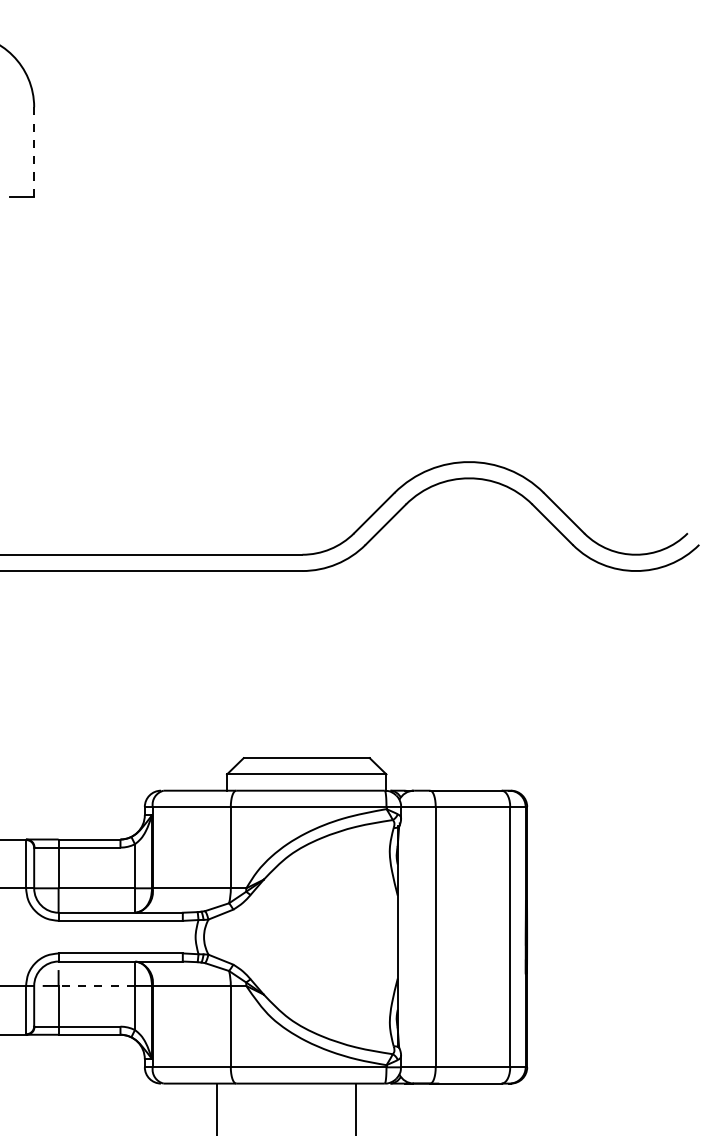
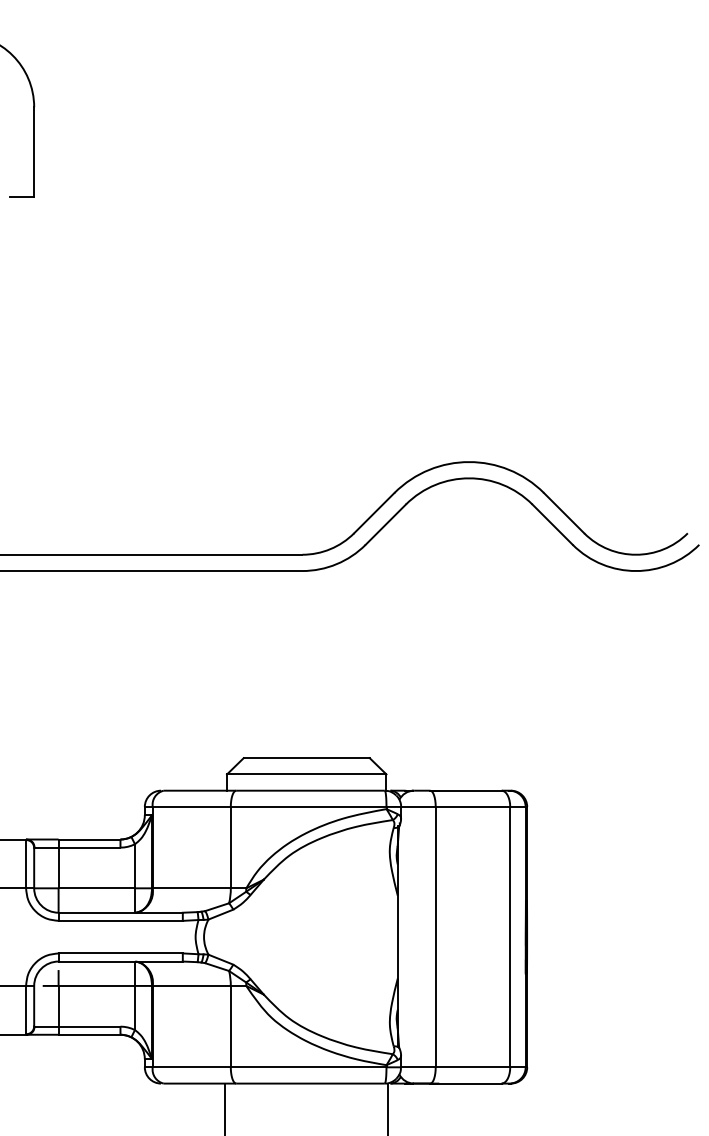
line: dashed -> solid (34, 152)
line: dashed -> solid (96, 985)
line position: (217, 1107) -> (225, 1107) (225, 1107)
line position: (356, 1107) -> (388, 1107) (388, 1107)
